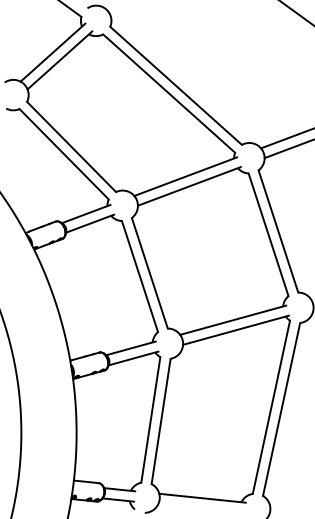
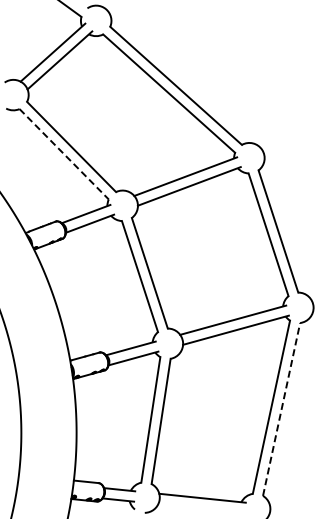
line: present -> none (296, 12)
line: present -> none (286, 138)
line: present -> none (287, 149)
line: solid -> dashed (64, 154)
line: solid -> dashed (281, 408)
